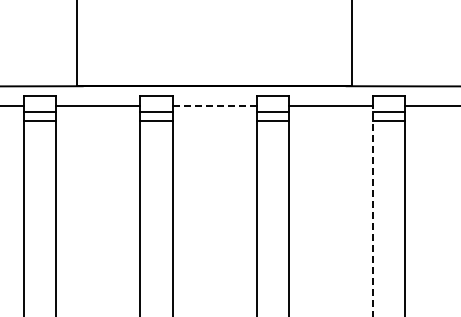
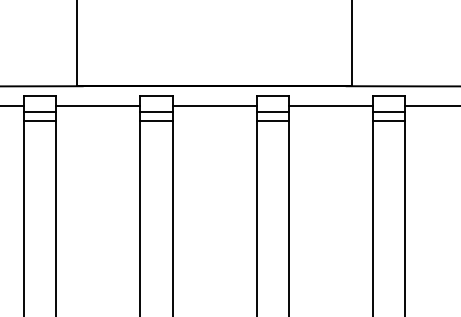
line: dashed -> solid (214, 106)
line: dashed -> solid (373, 211)
